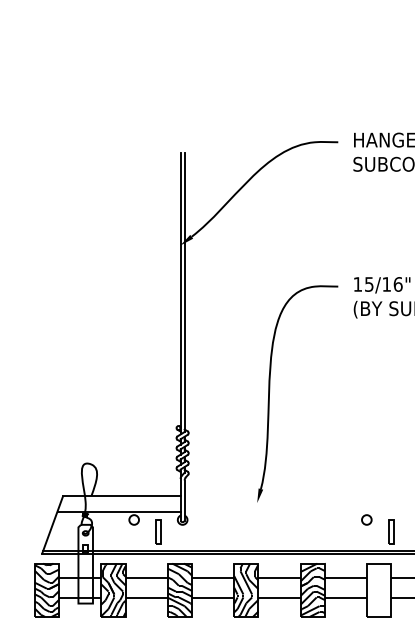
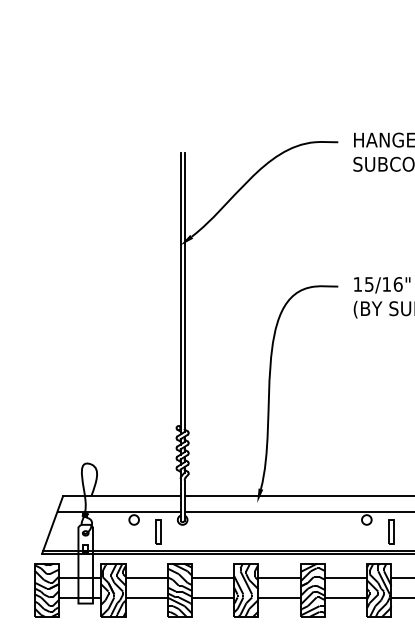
line: none -> present (297, 495)
line: none -> present (297, 511)
hatch: none -> present (379, 589)
